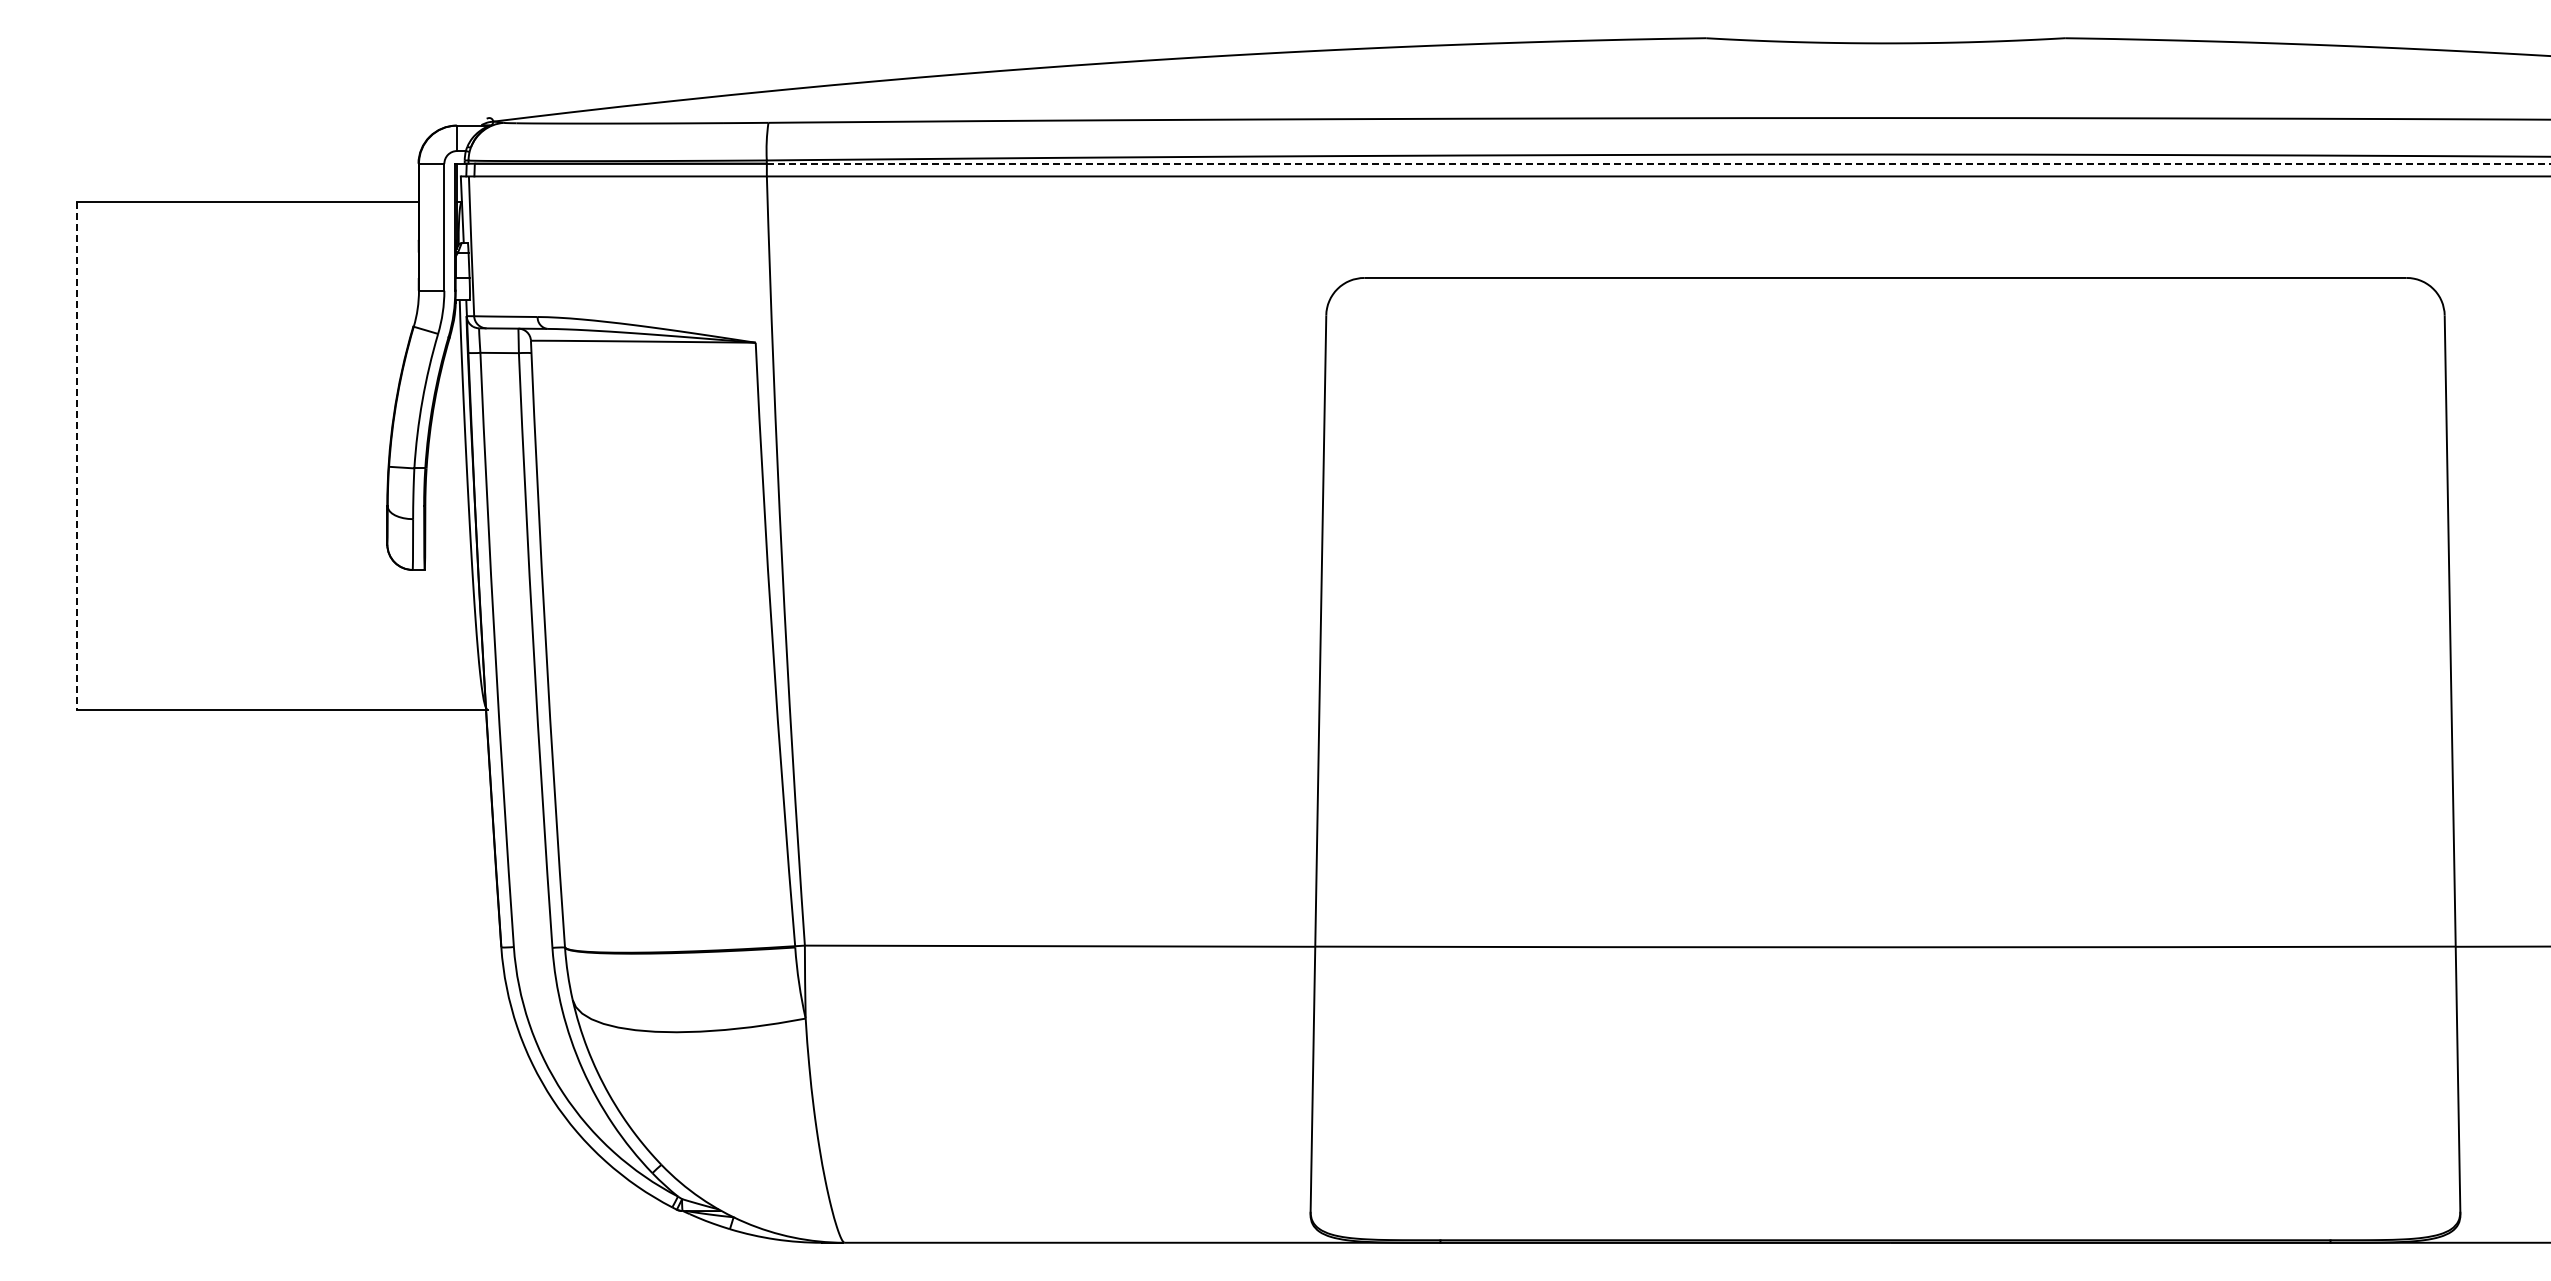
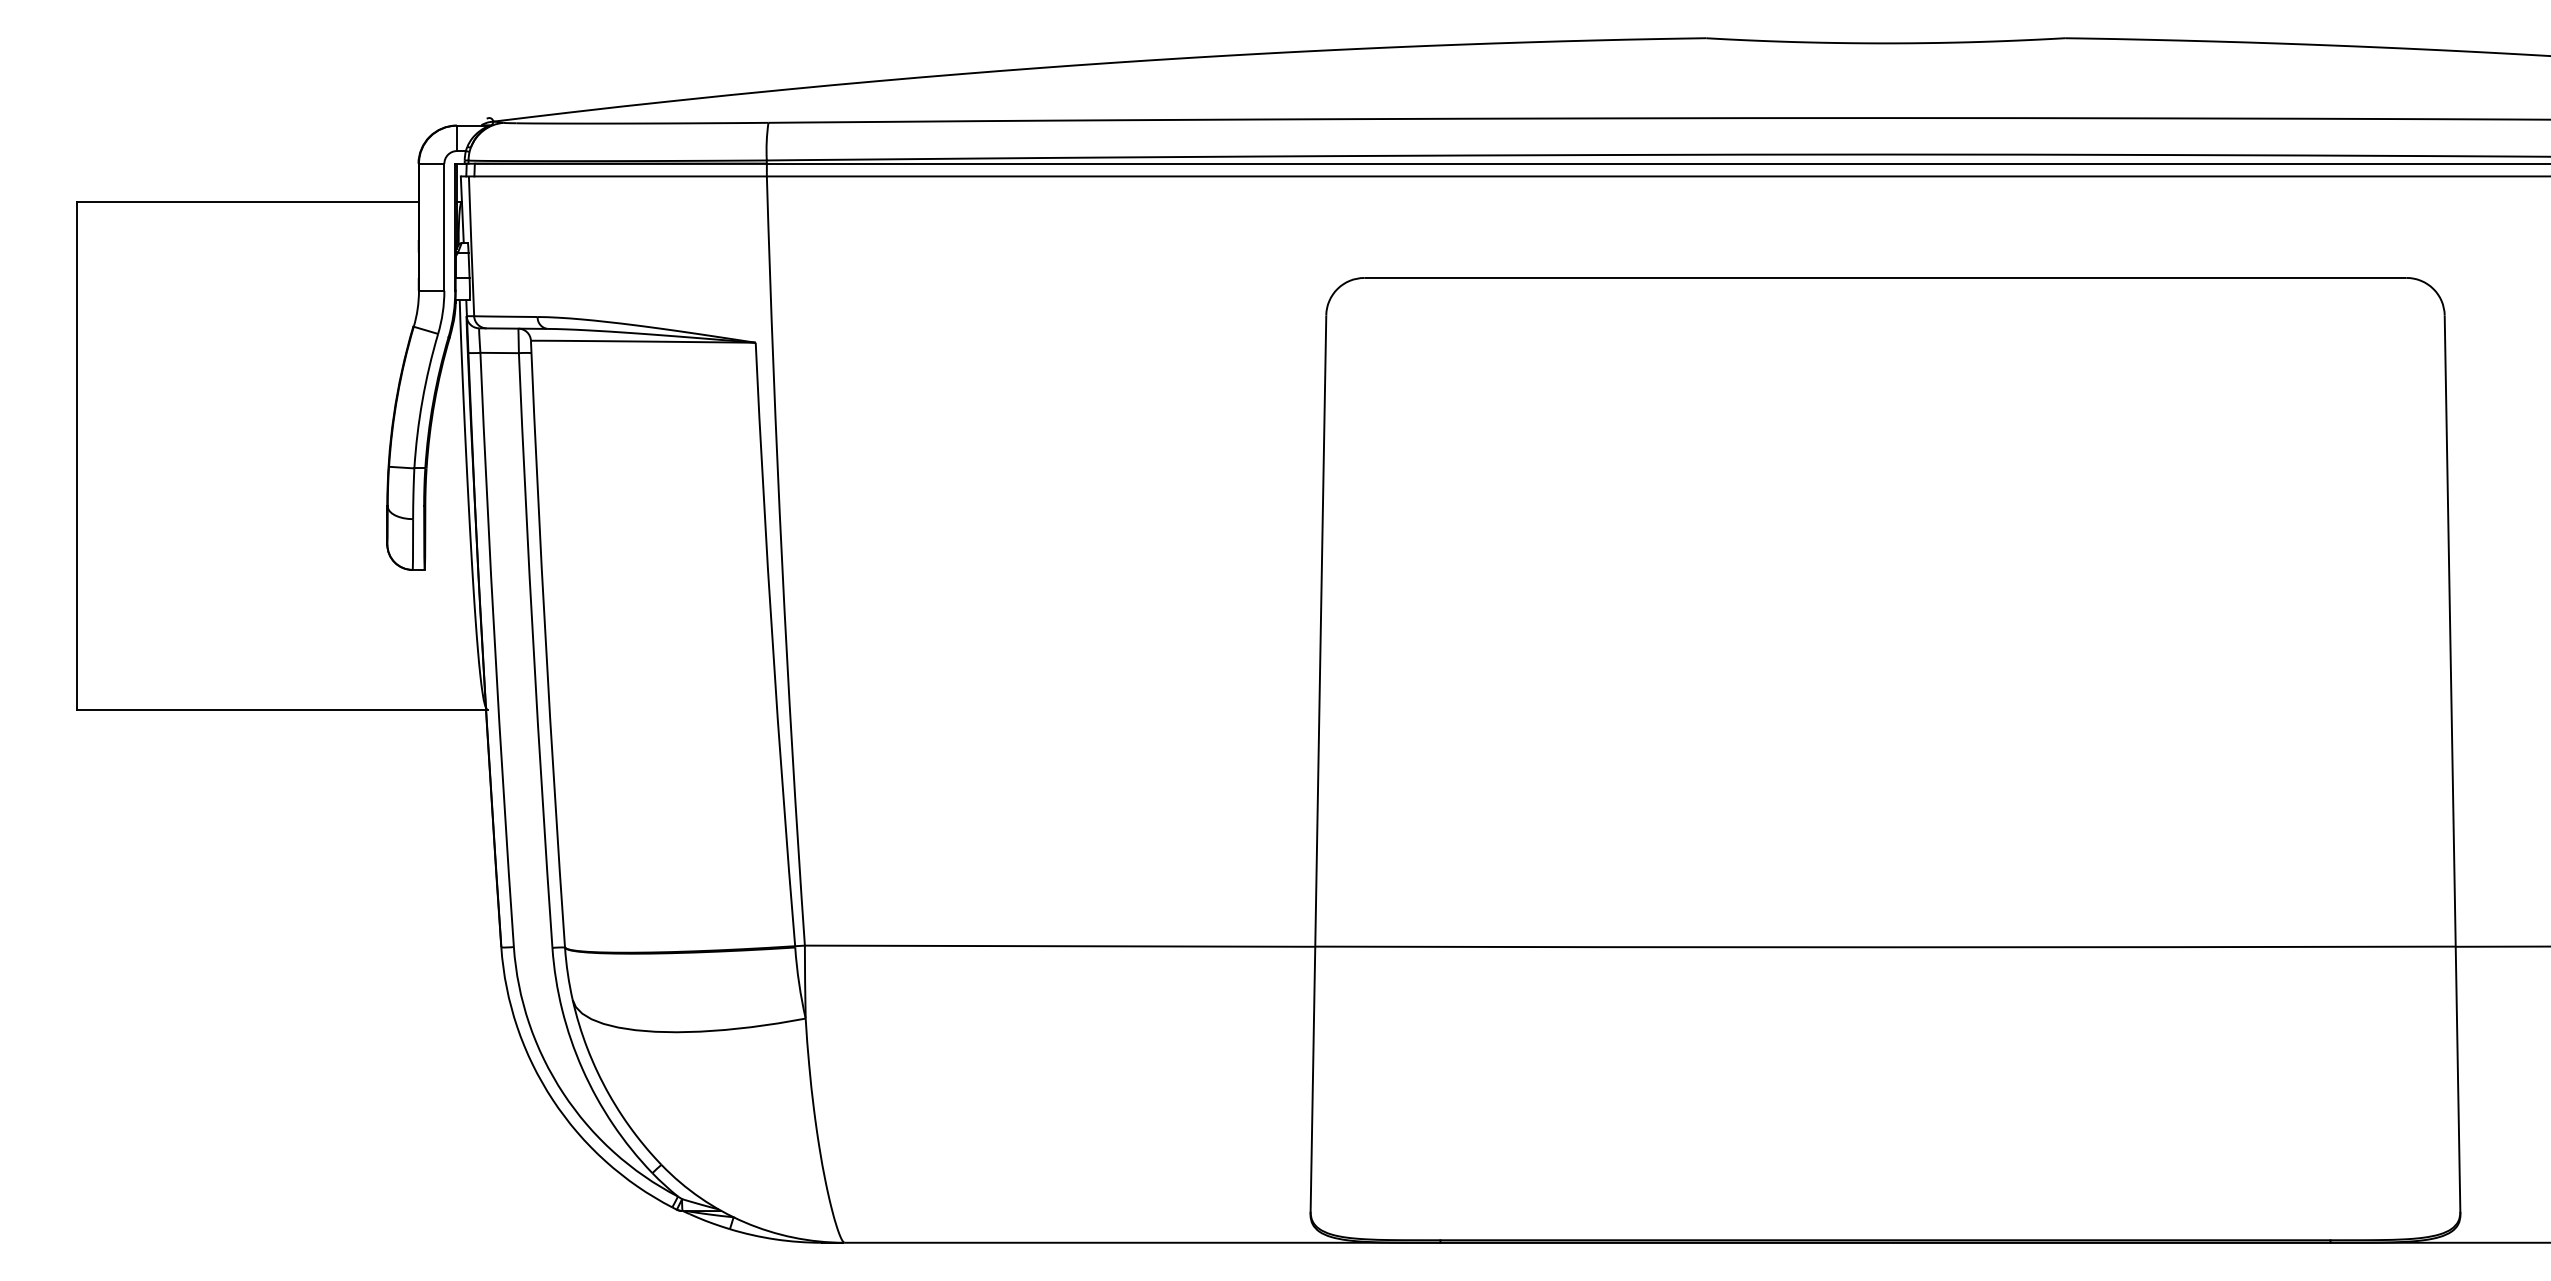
line: dashed -> solid (1658, 163)
line: dashed -> solid (76, 455)
